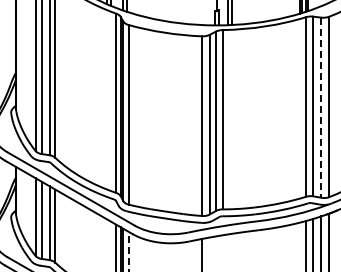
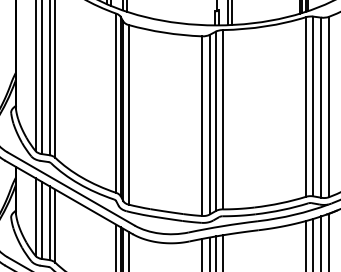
line: dashed -> solid (321, 108)
line: dashed -> solid (128, 251)
line: none -> present (222, 251)
line: none -> present (209, 252)
line: none -> present (215, 252)
